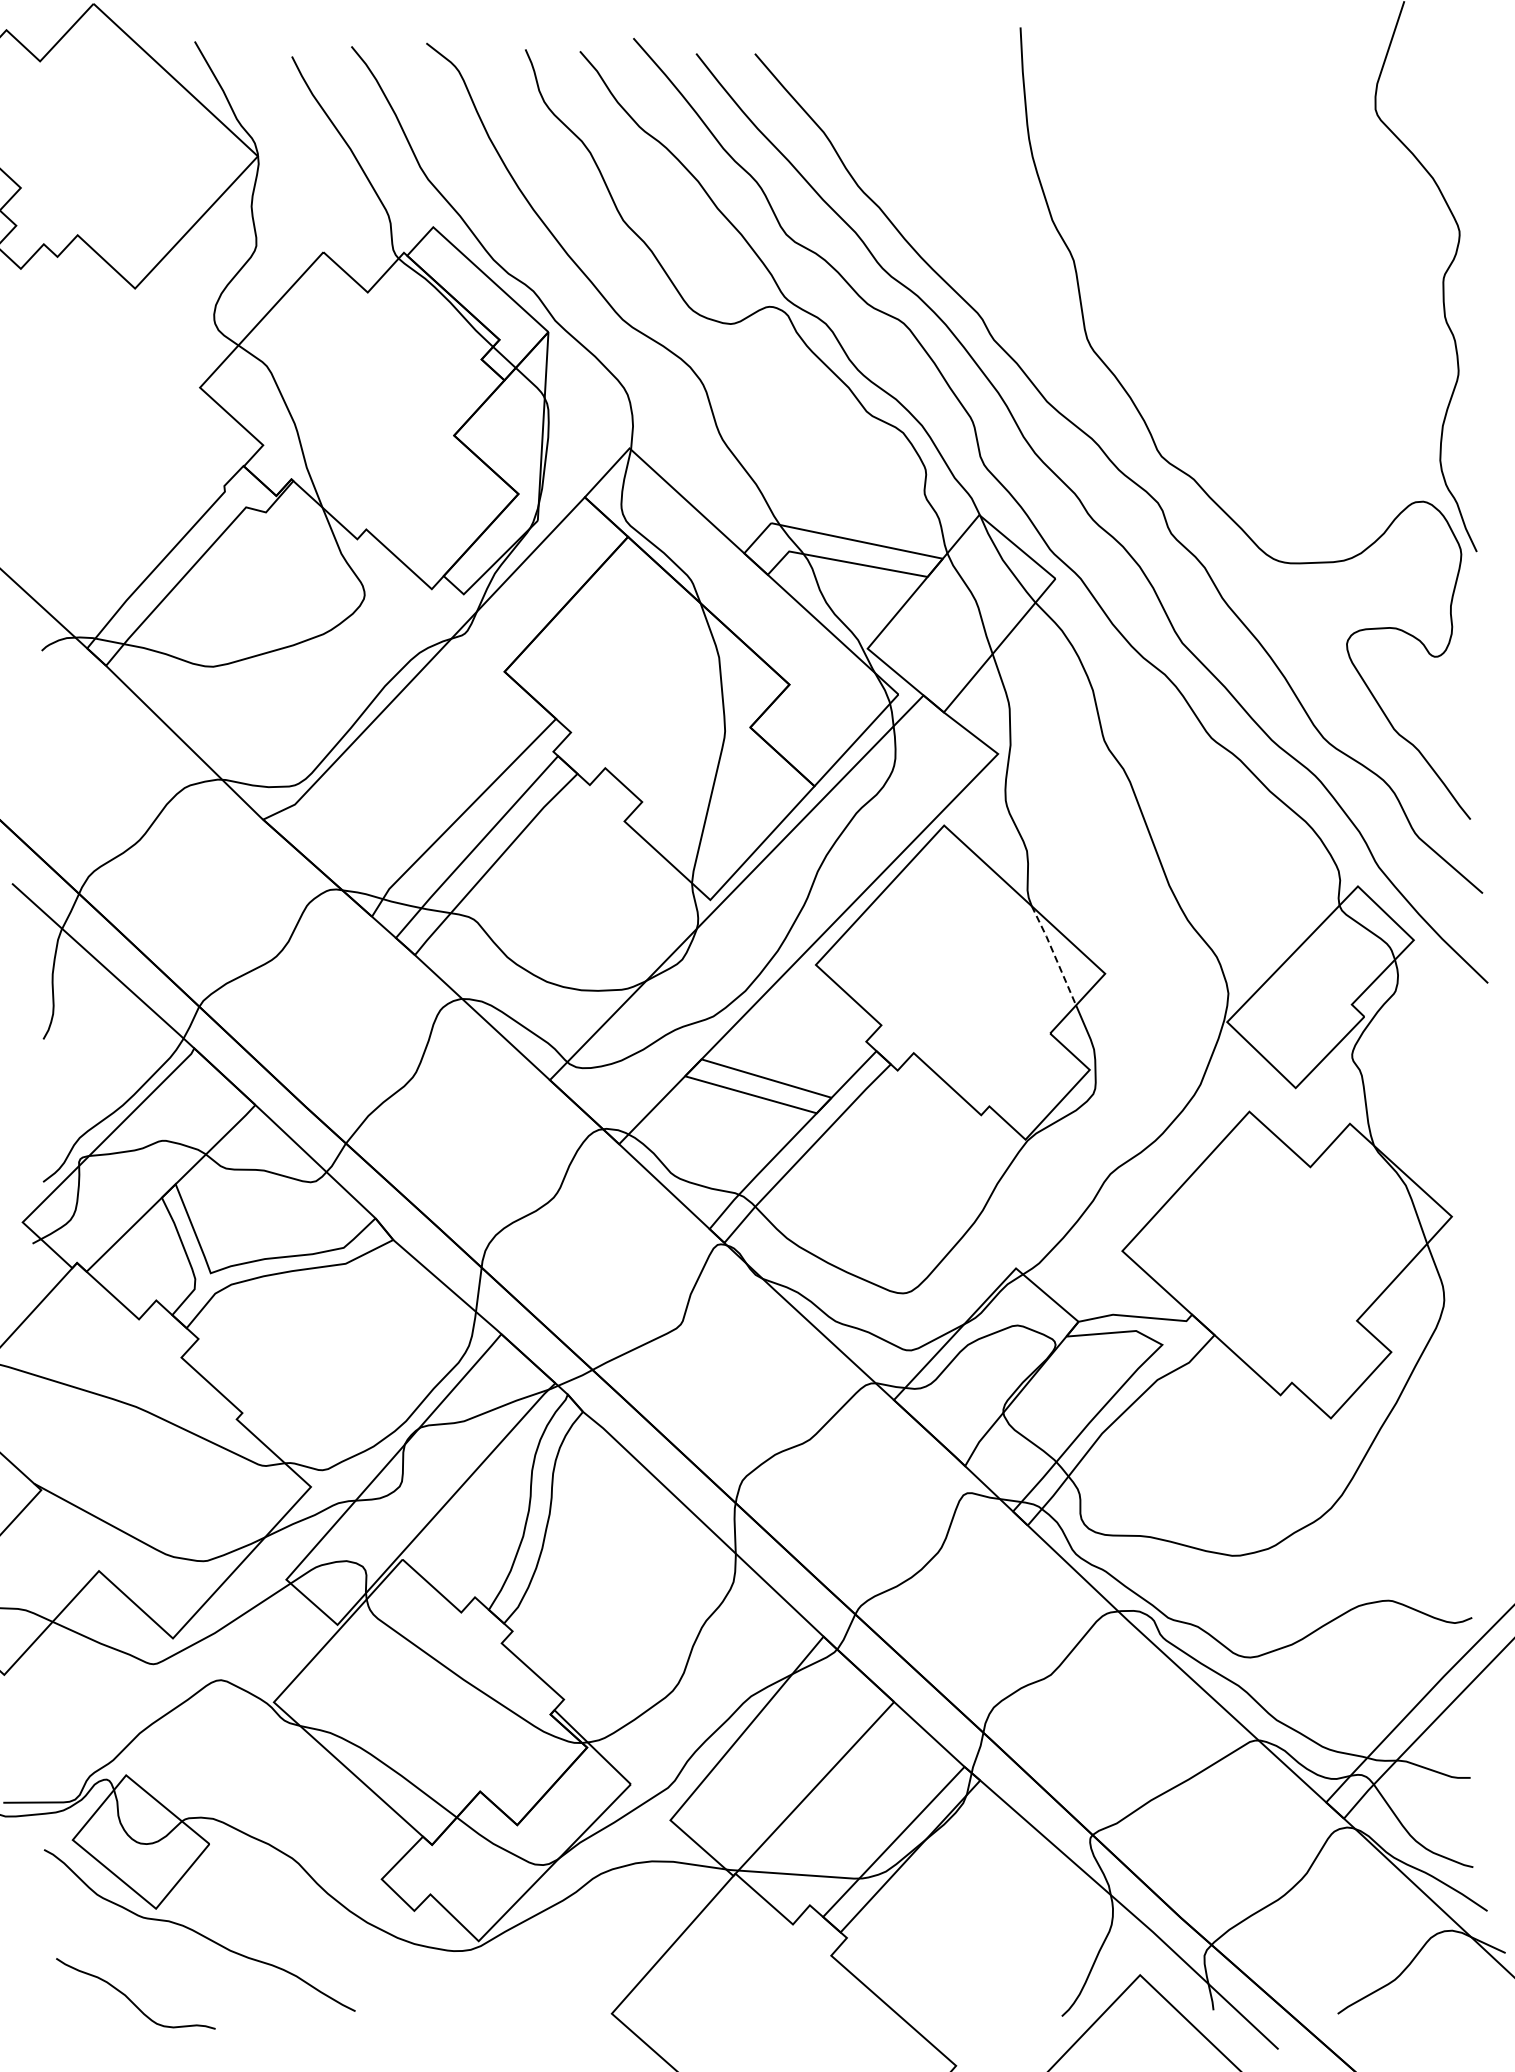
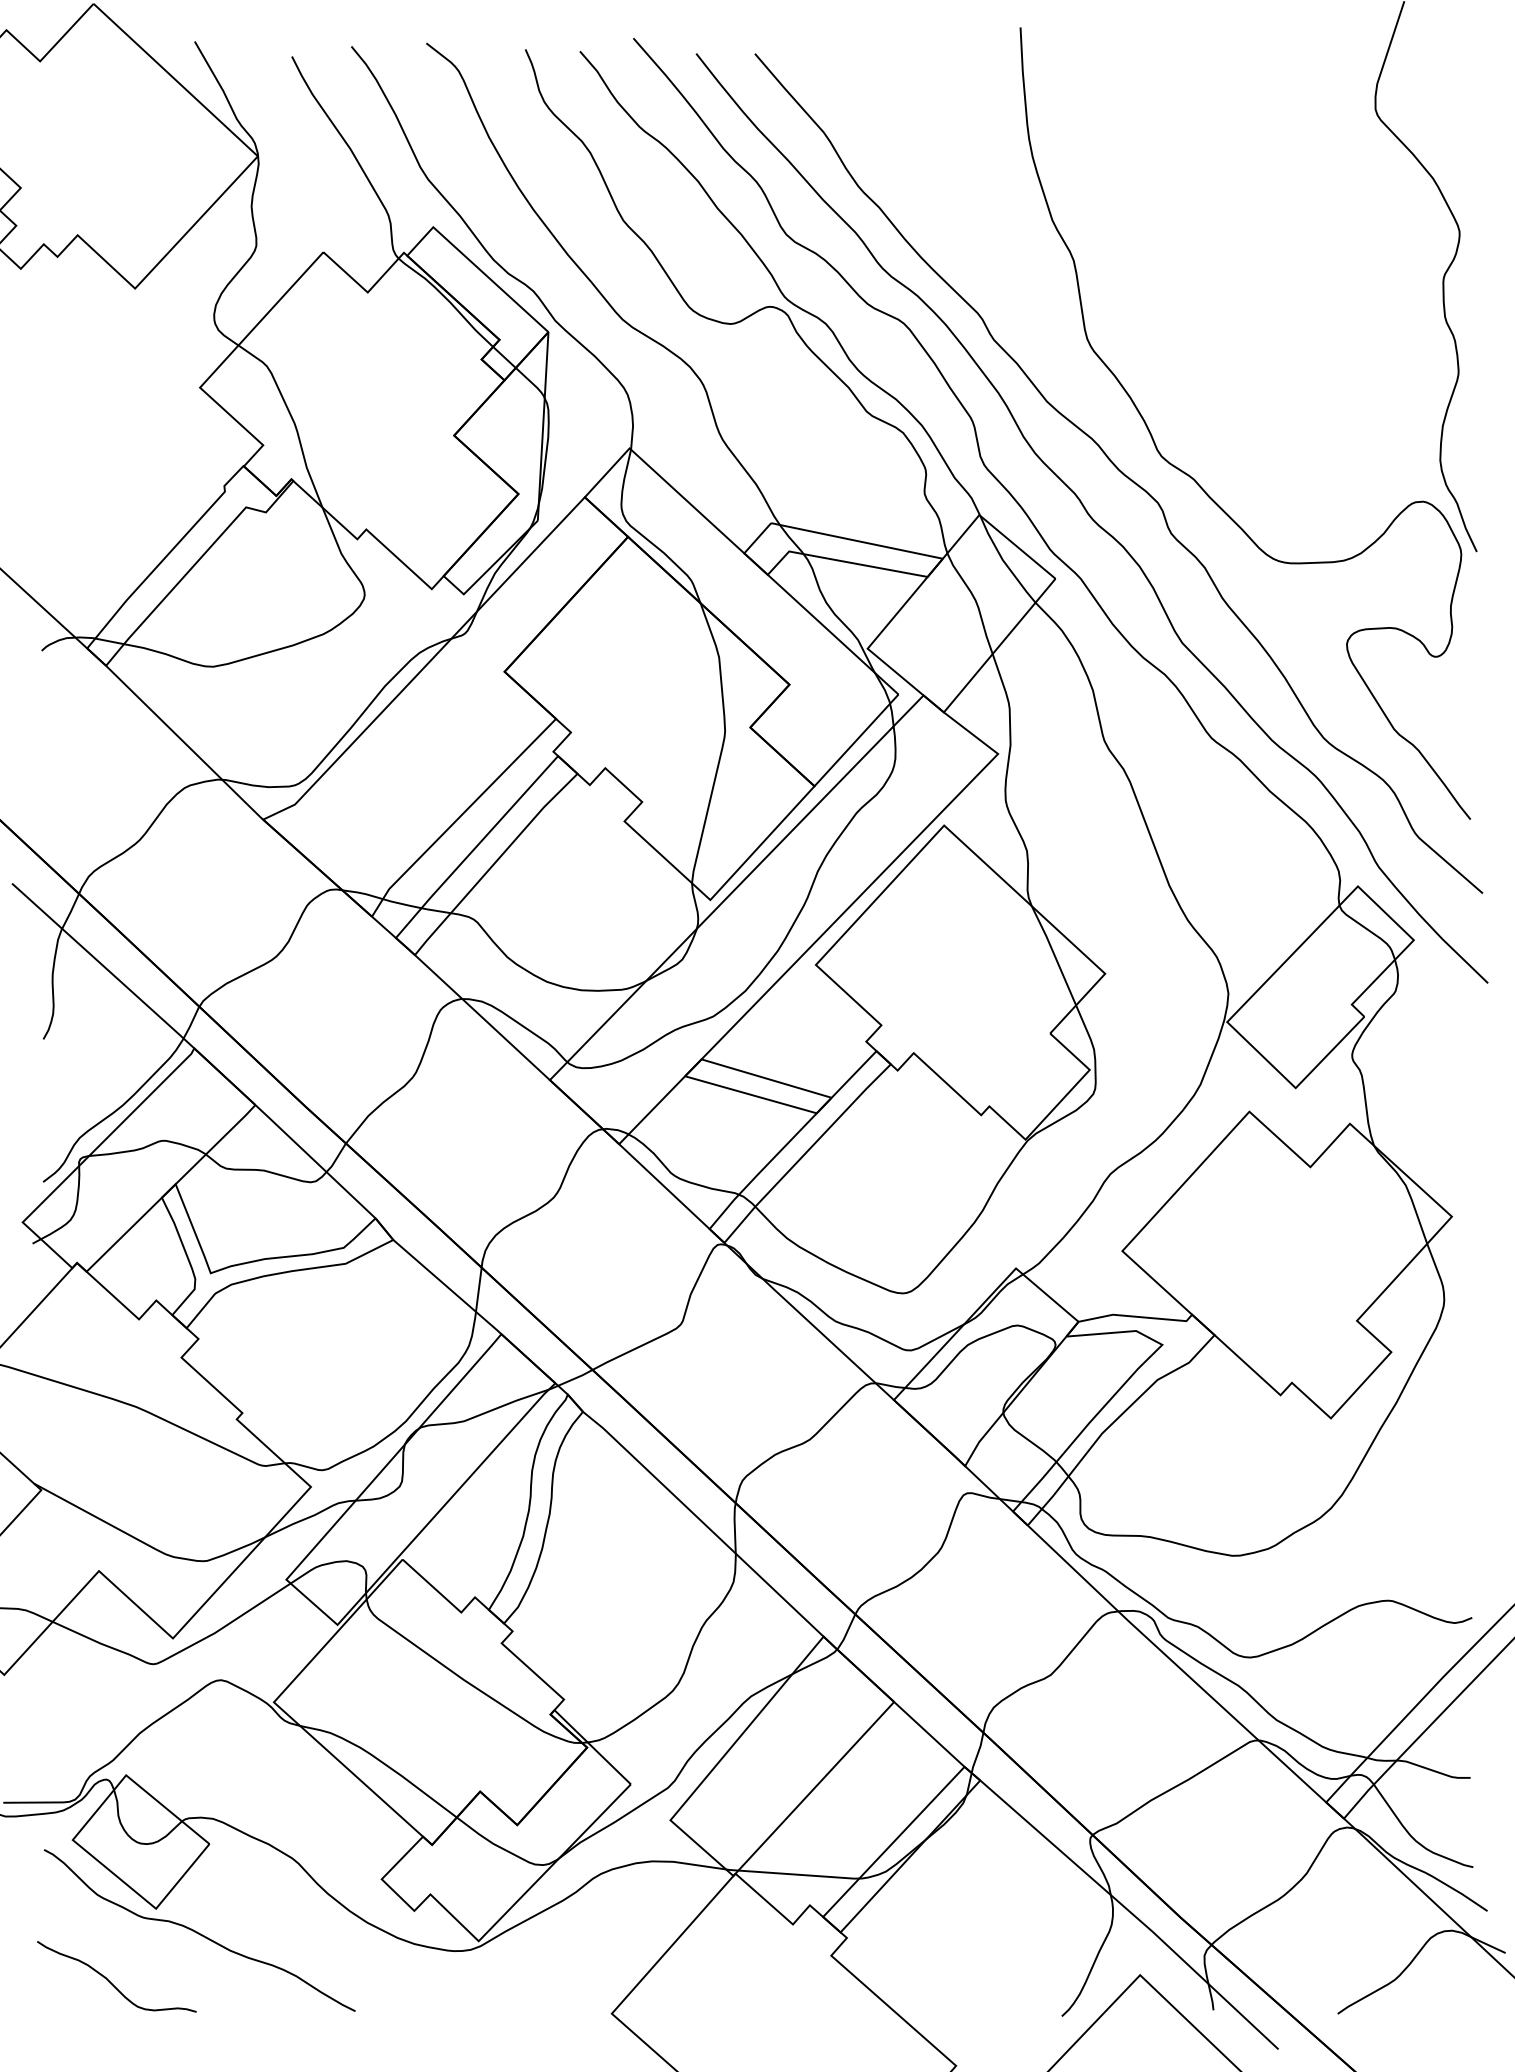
line: dashed -> solid (1054, 954)
curve position: (129, 1998) -> (110, 1981) (110, 1981)
